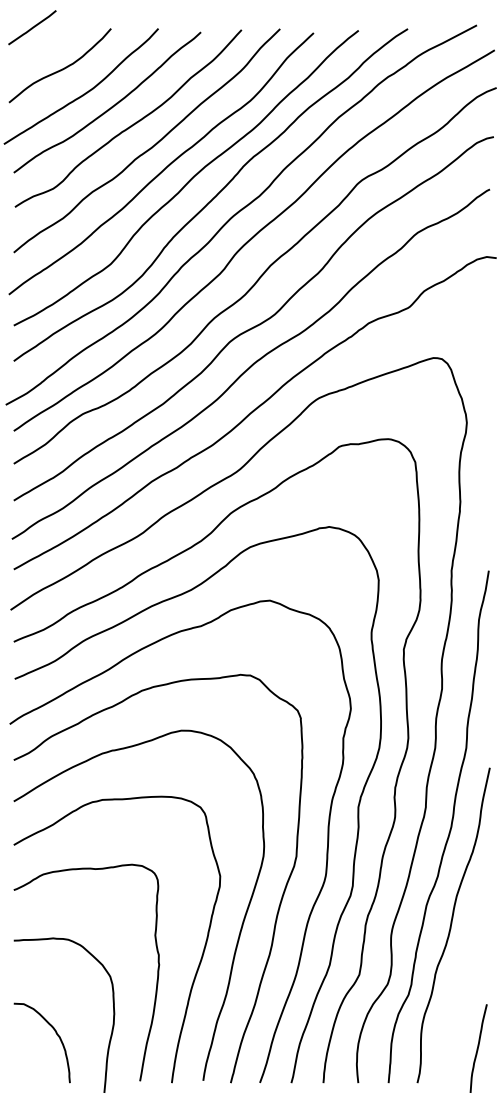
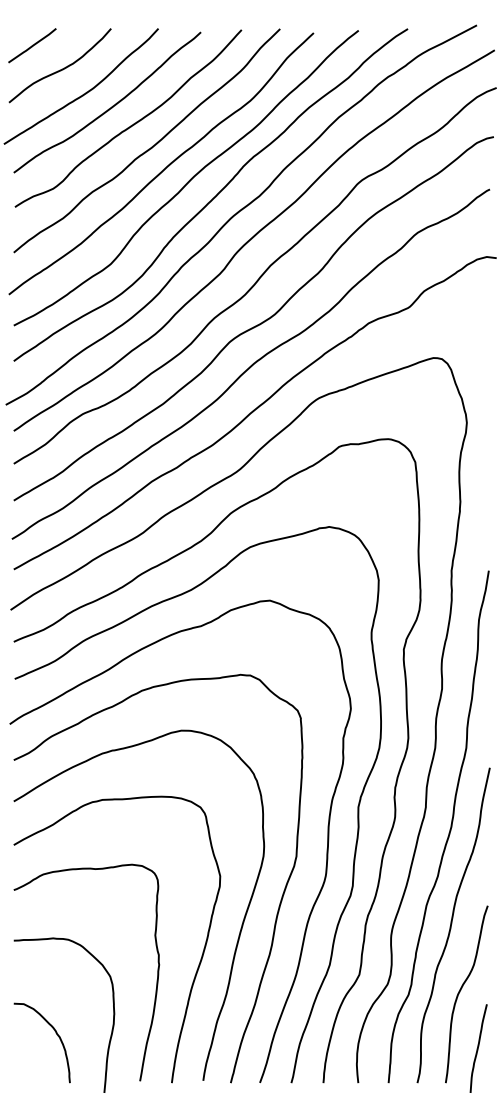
line position: (32, 27) -> (32, 45) (32, 45)
curve: none -> present (460, 992)
